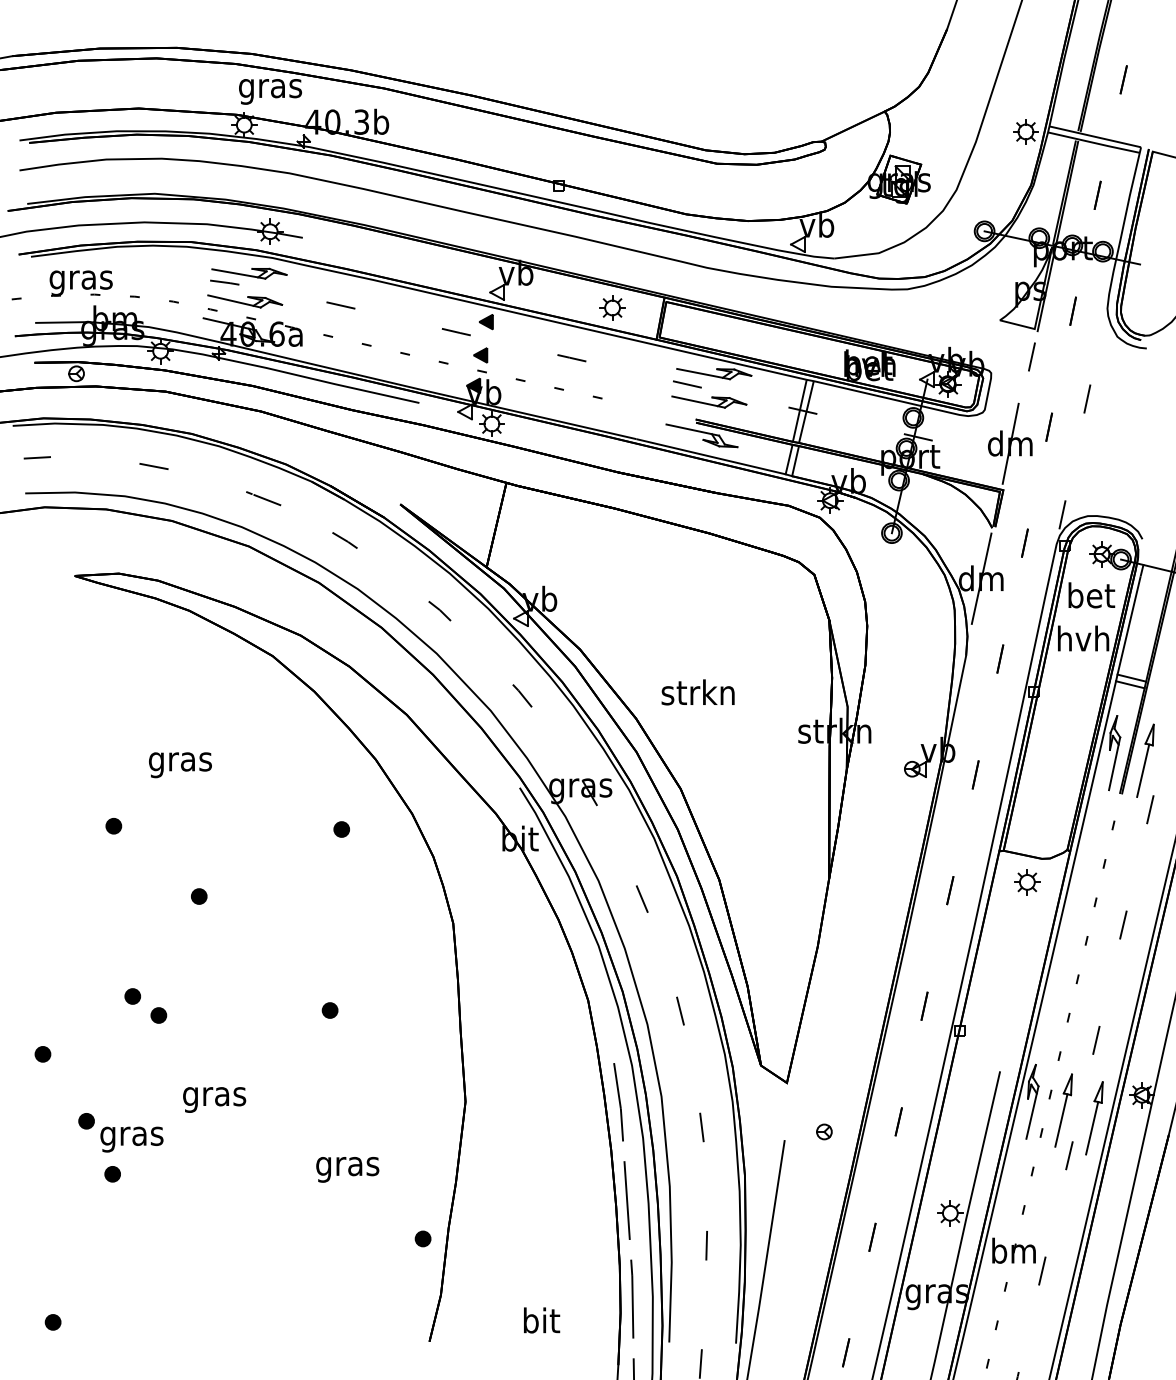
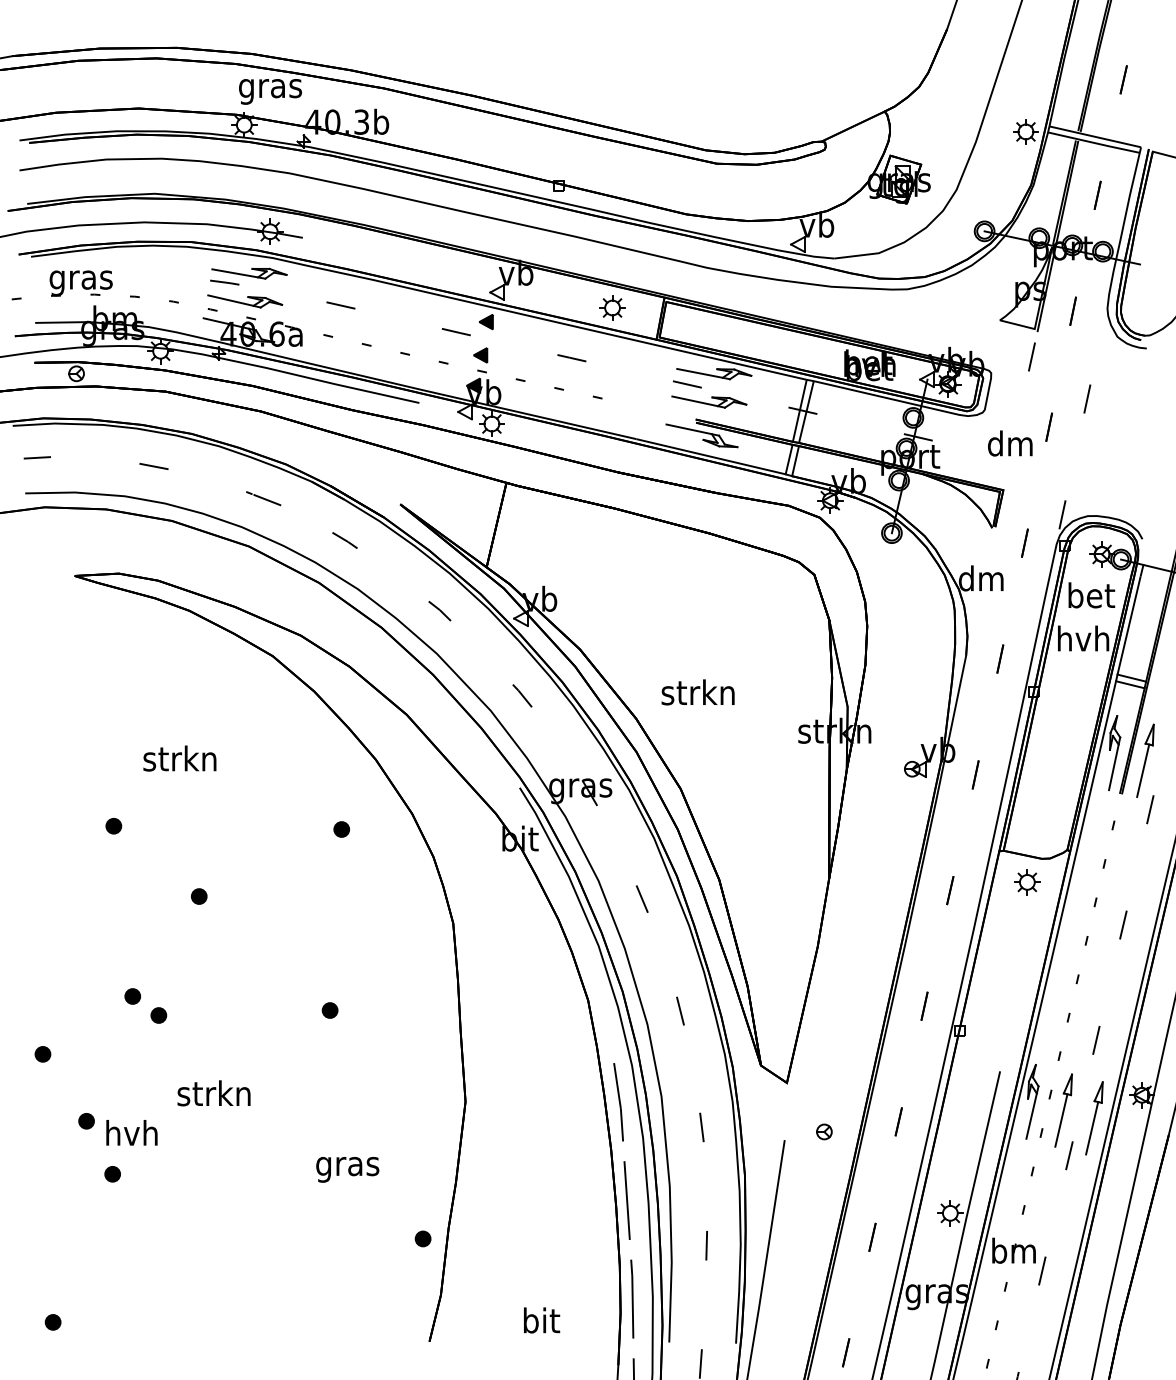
line: present -> none (1010, 443)
line: present -> none (981, 578)
text: gras -> strkn (179, 761)
text: gras -> strkn (213, 1096)
text: gras -> hvh (131, 1136)
